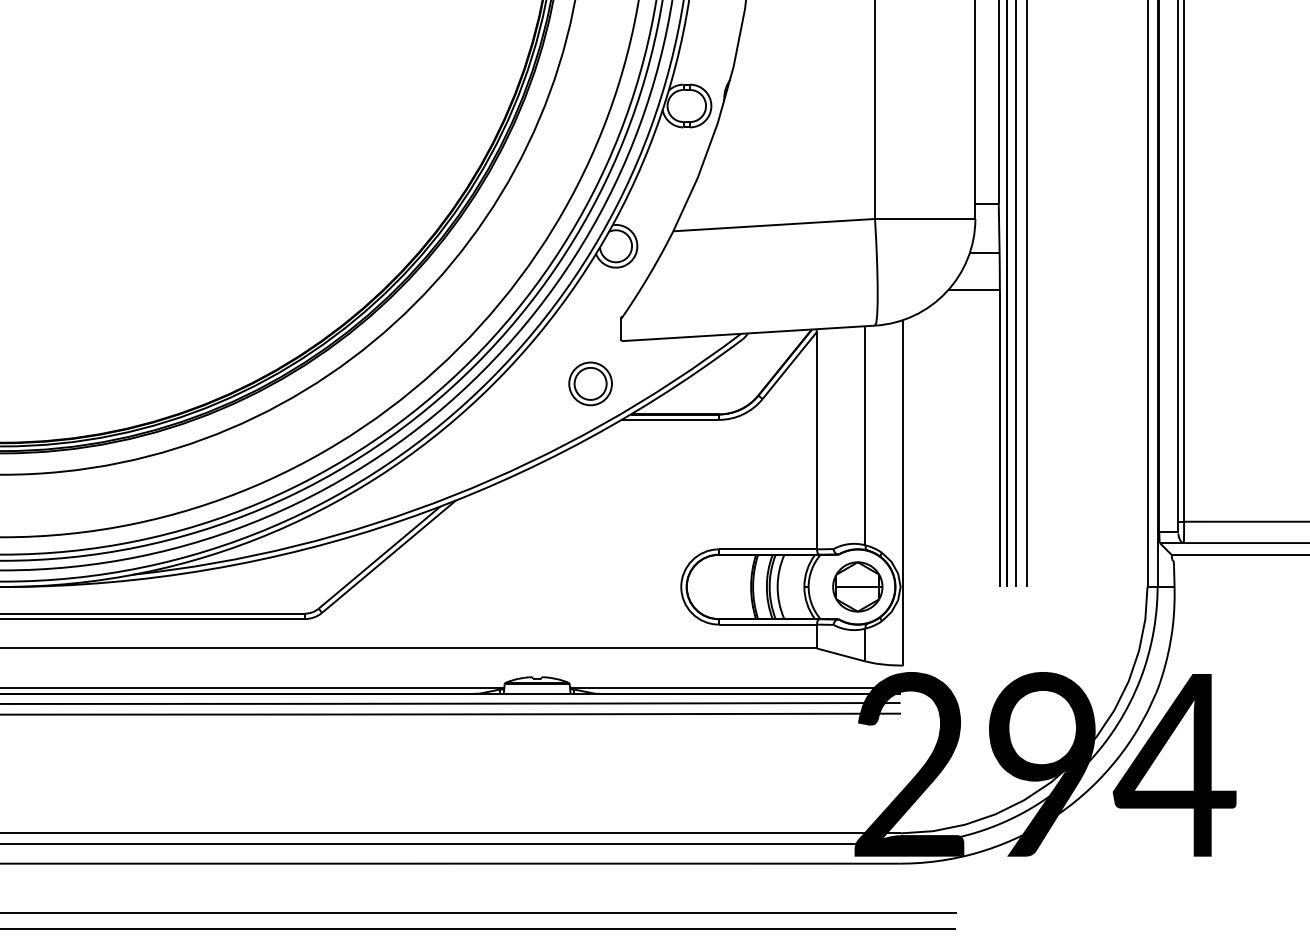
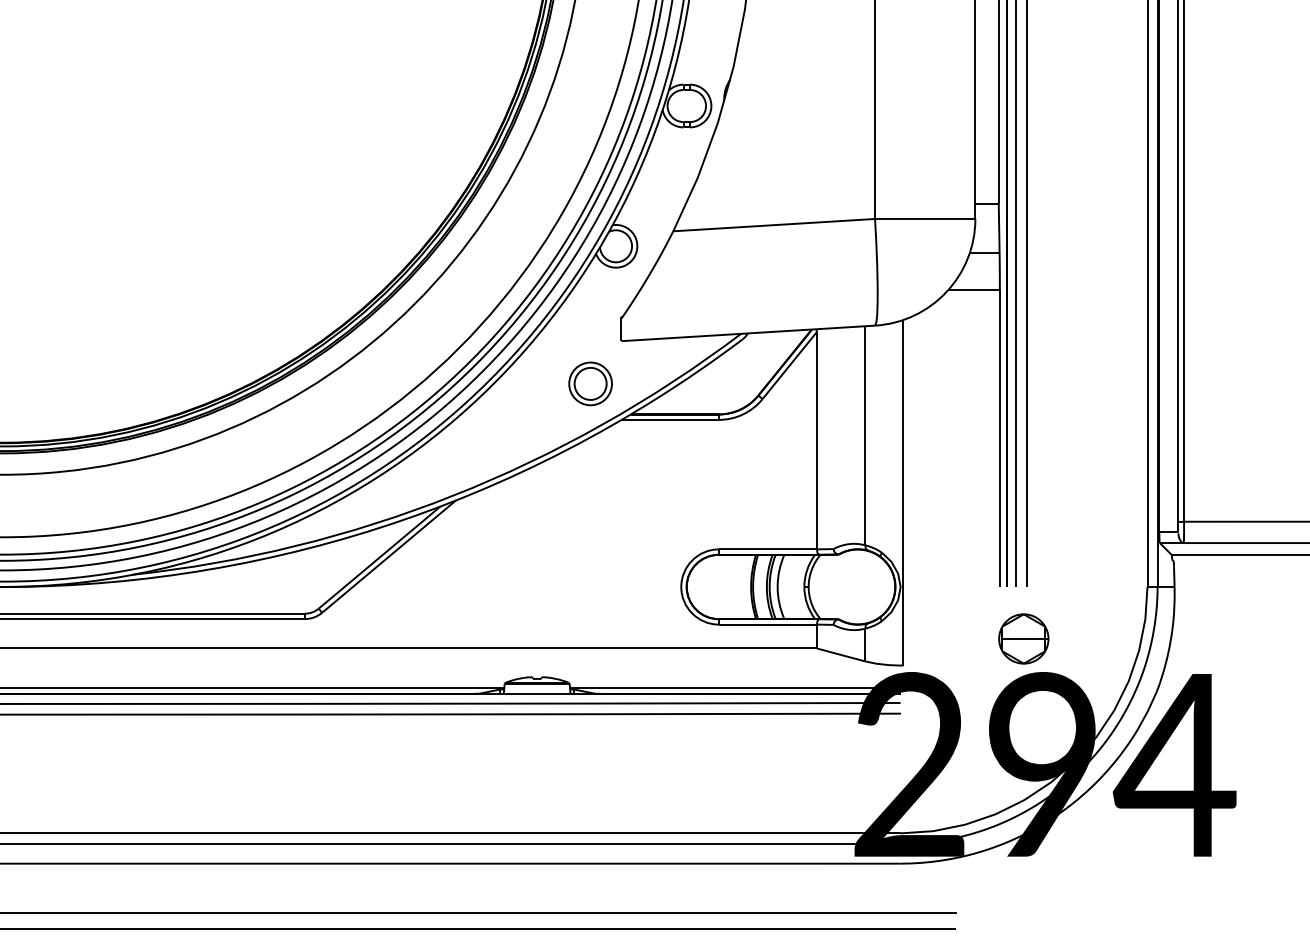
part position: (857, 586) -> (1023, 638) (1023, 638)
